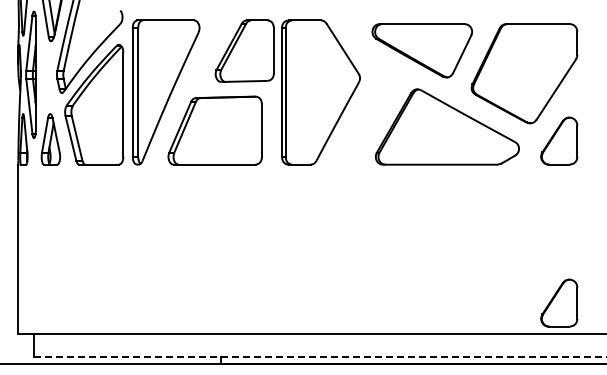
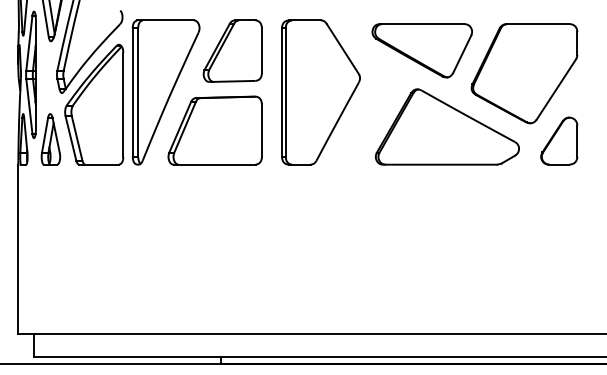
part position: (244, 50) -> (232, 50) (232, 50)
part: present -> none (559, 302)
line: dashed -> solid (320, 357)
